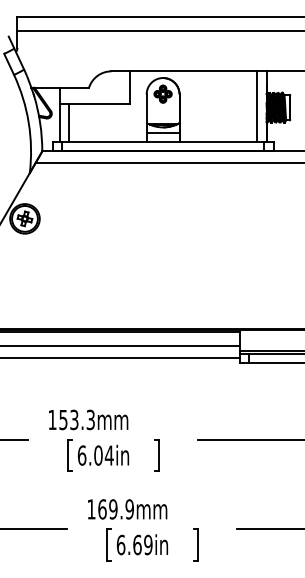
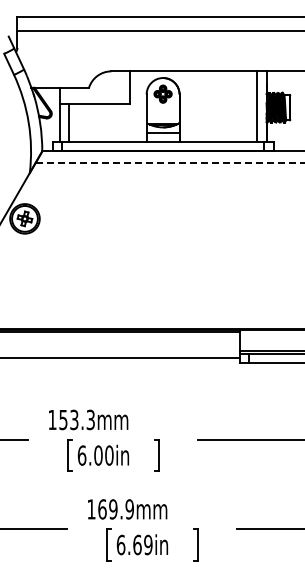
line: solid -> dashed (170, 163)
line: present -> none (120, 346)
text: 6.04in -> 6.00in (108, 455)
